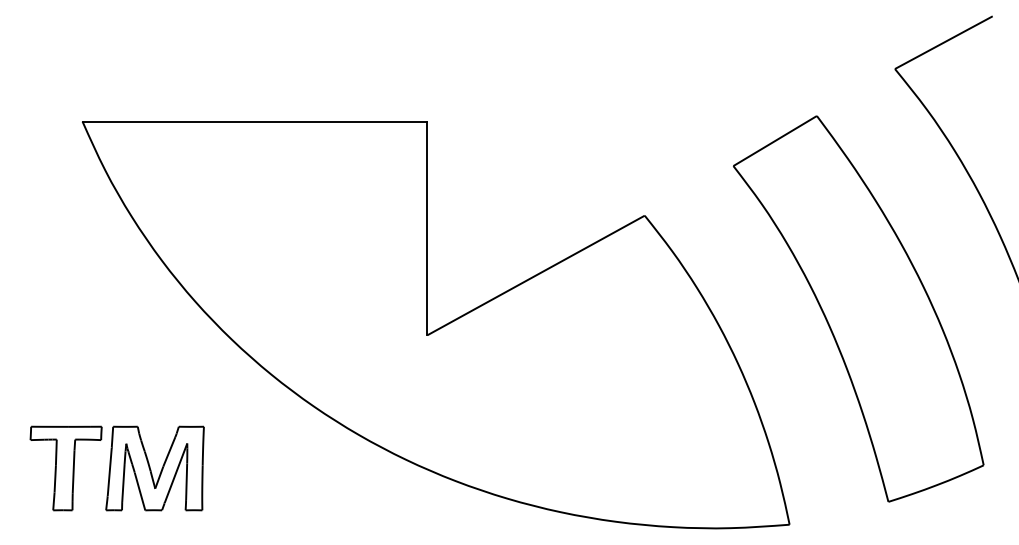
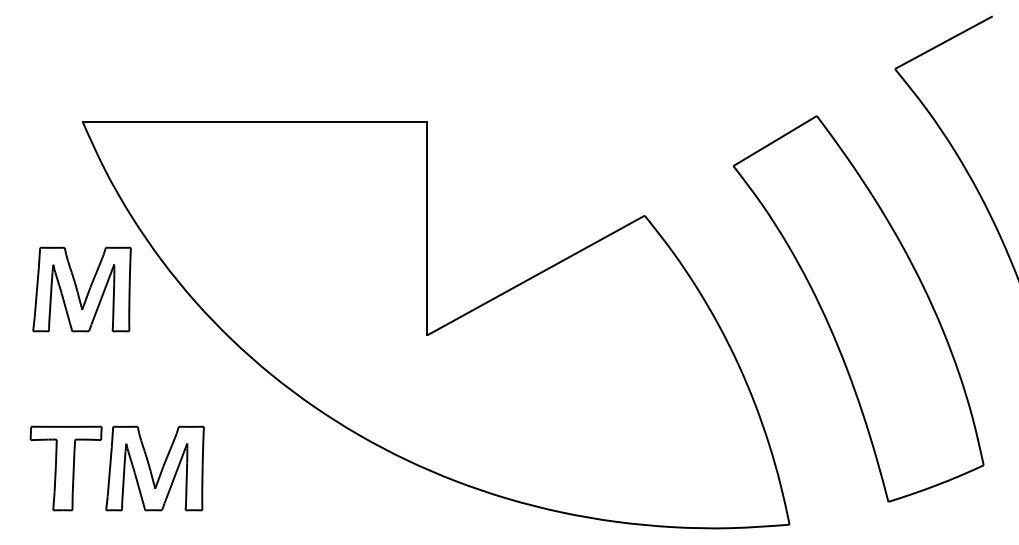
part: none -> present (81, 289)
